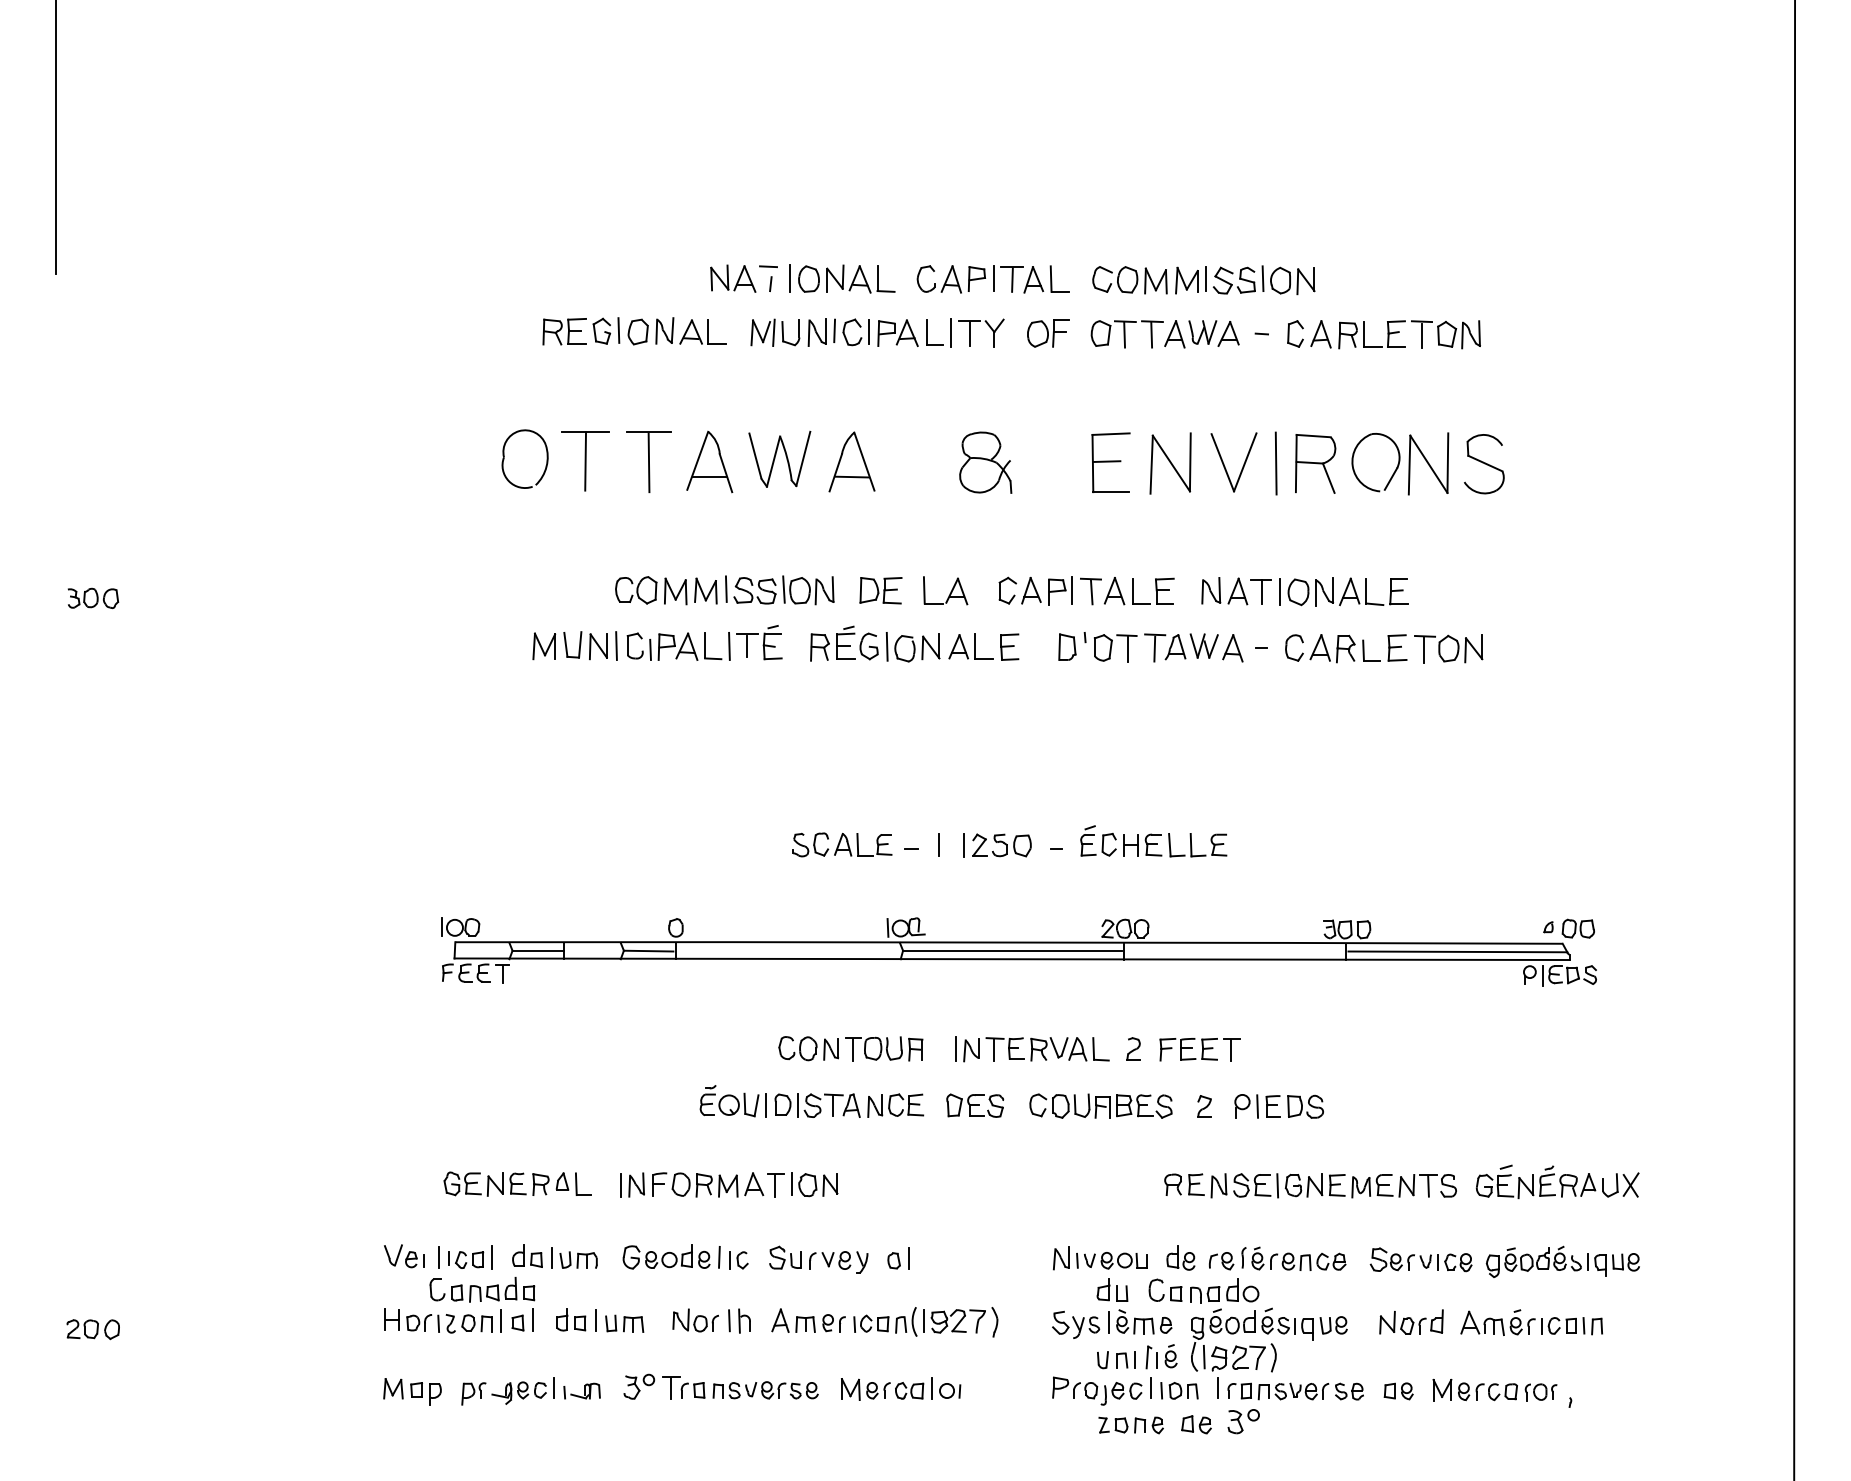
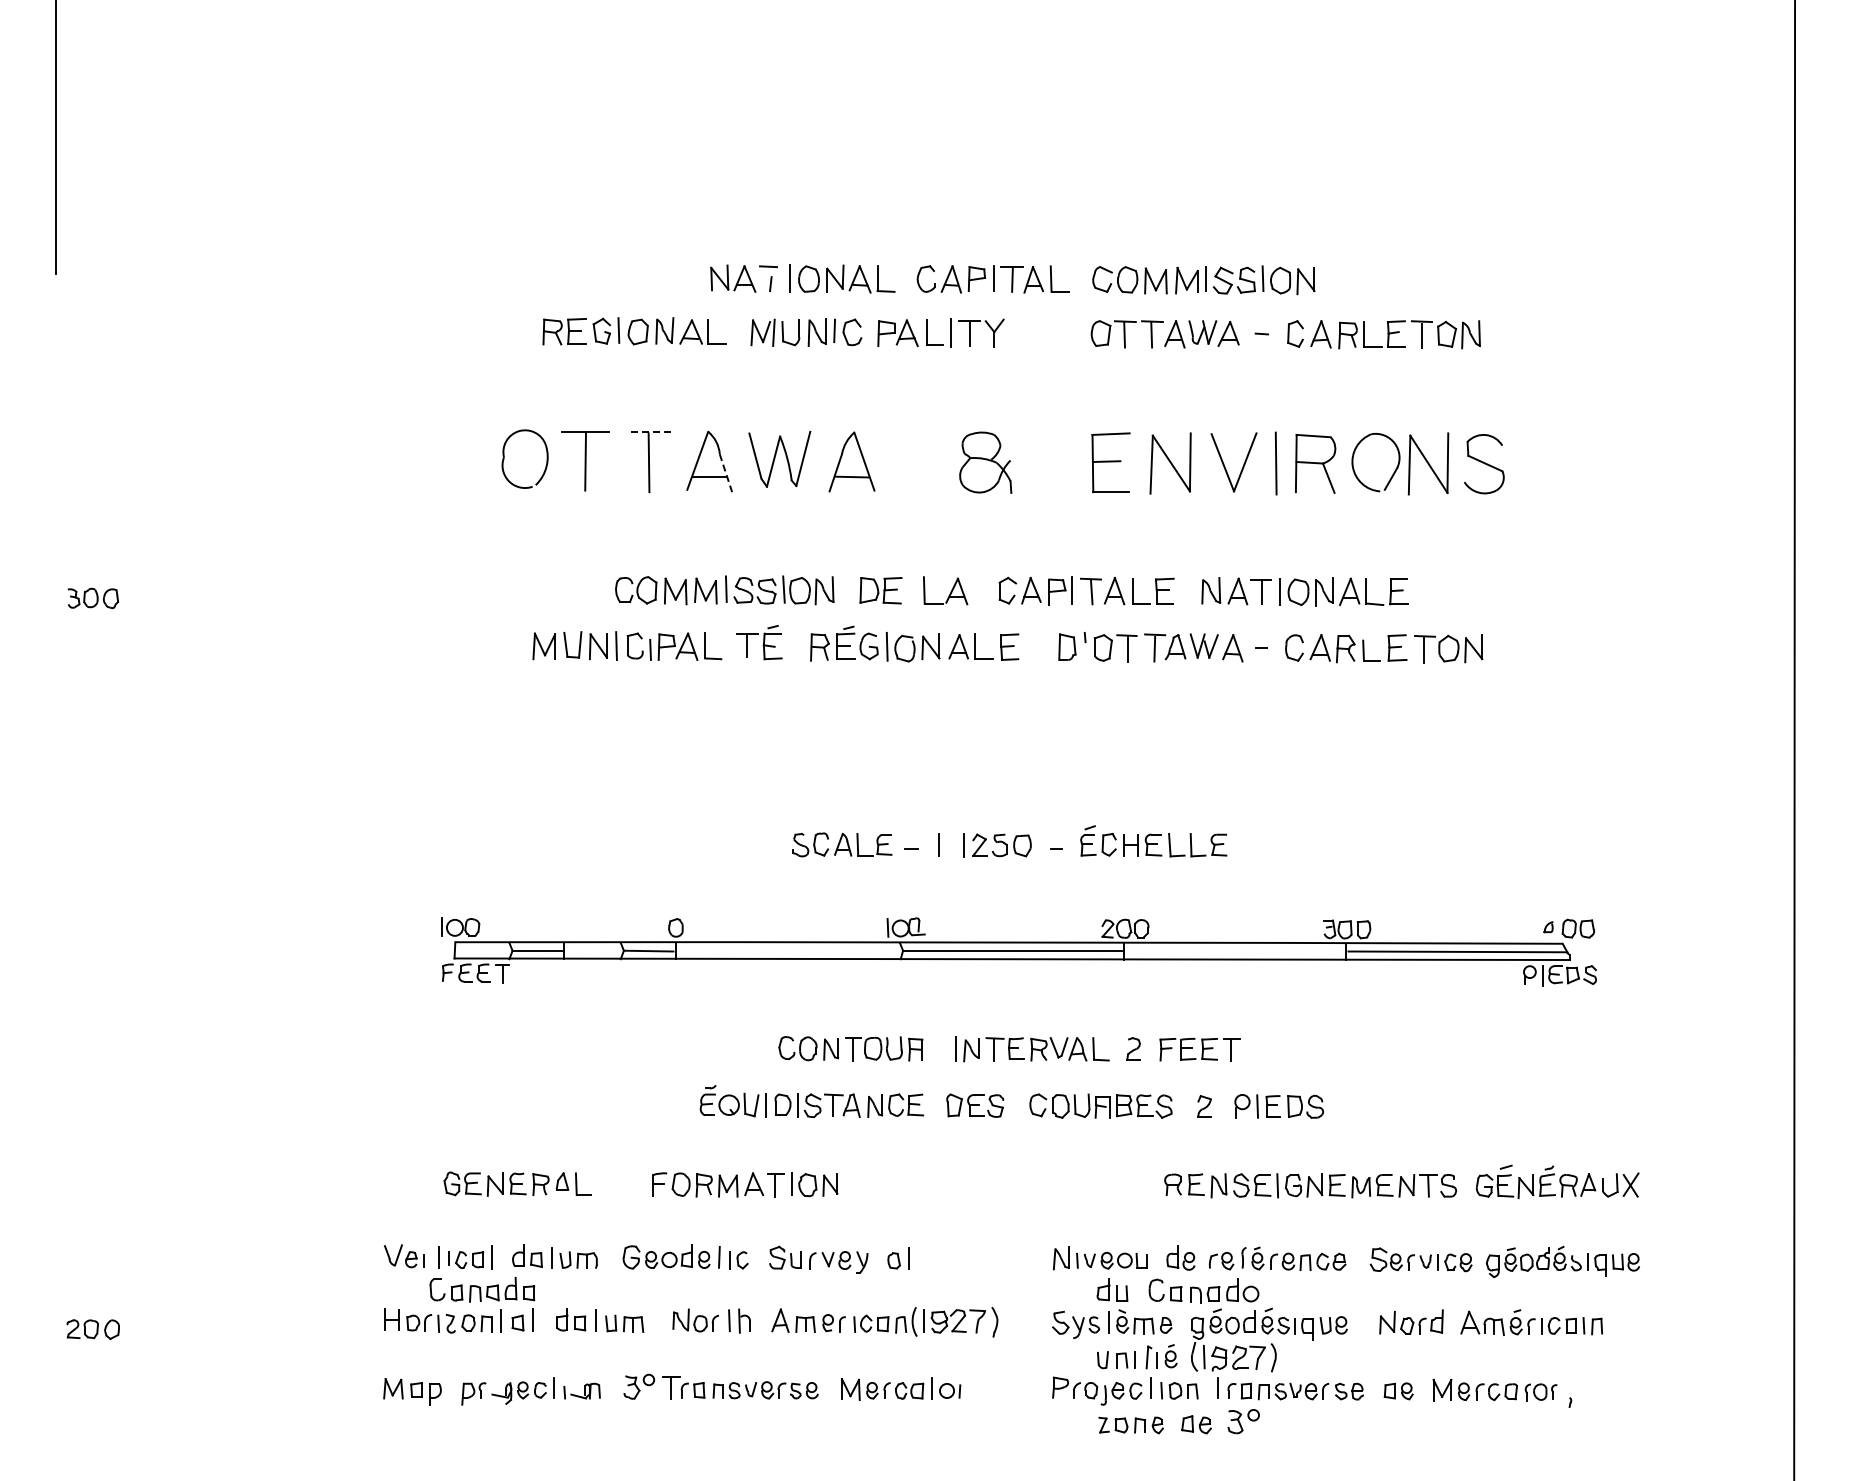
line: present -> none (869, 331)
part: present -> none (1048, 333)
line: solid -> dashed (648, 431)
line: solid -> dashed (725, 473)
line: present -> none (729, 645)
part: present -> none (632, 1184)
